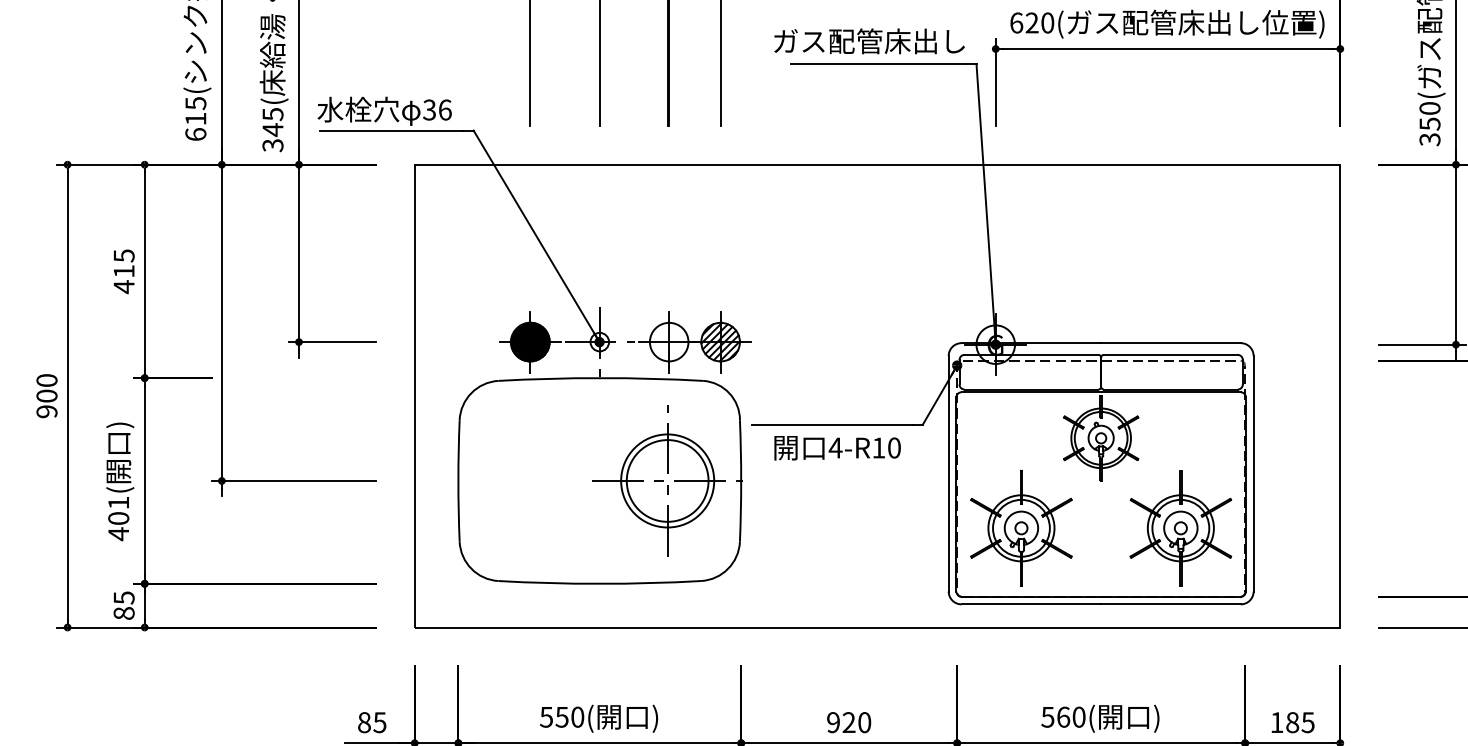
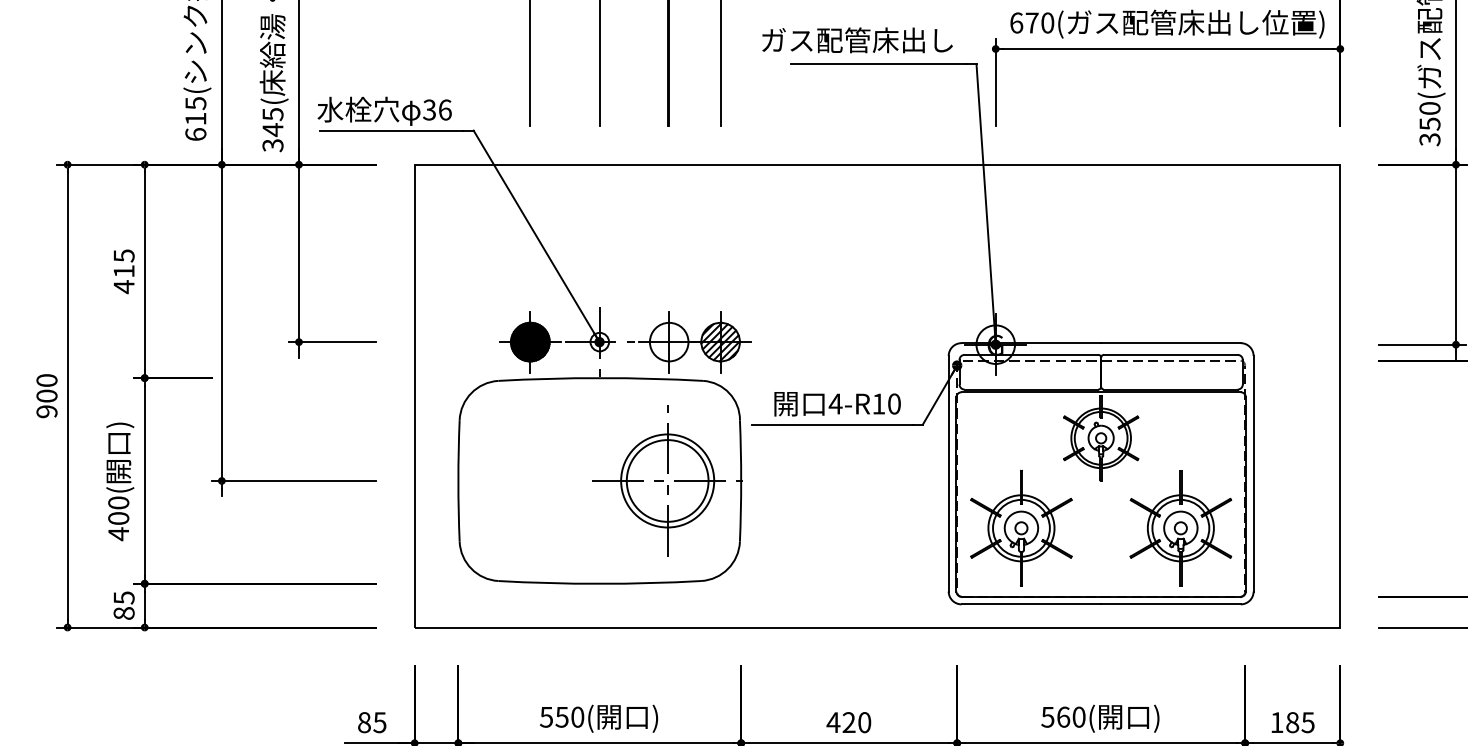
text: 620 -> 670 (1031, 22)
text position: (869, 41) -> (857, 40) (857, 40)
text position: (837, 448) -> (837, 404) (837, 404)
text: 401( -> 400( (118, 502)
text: 920 -> 420 (833, 722)
